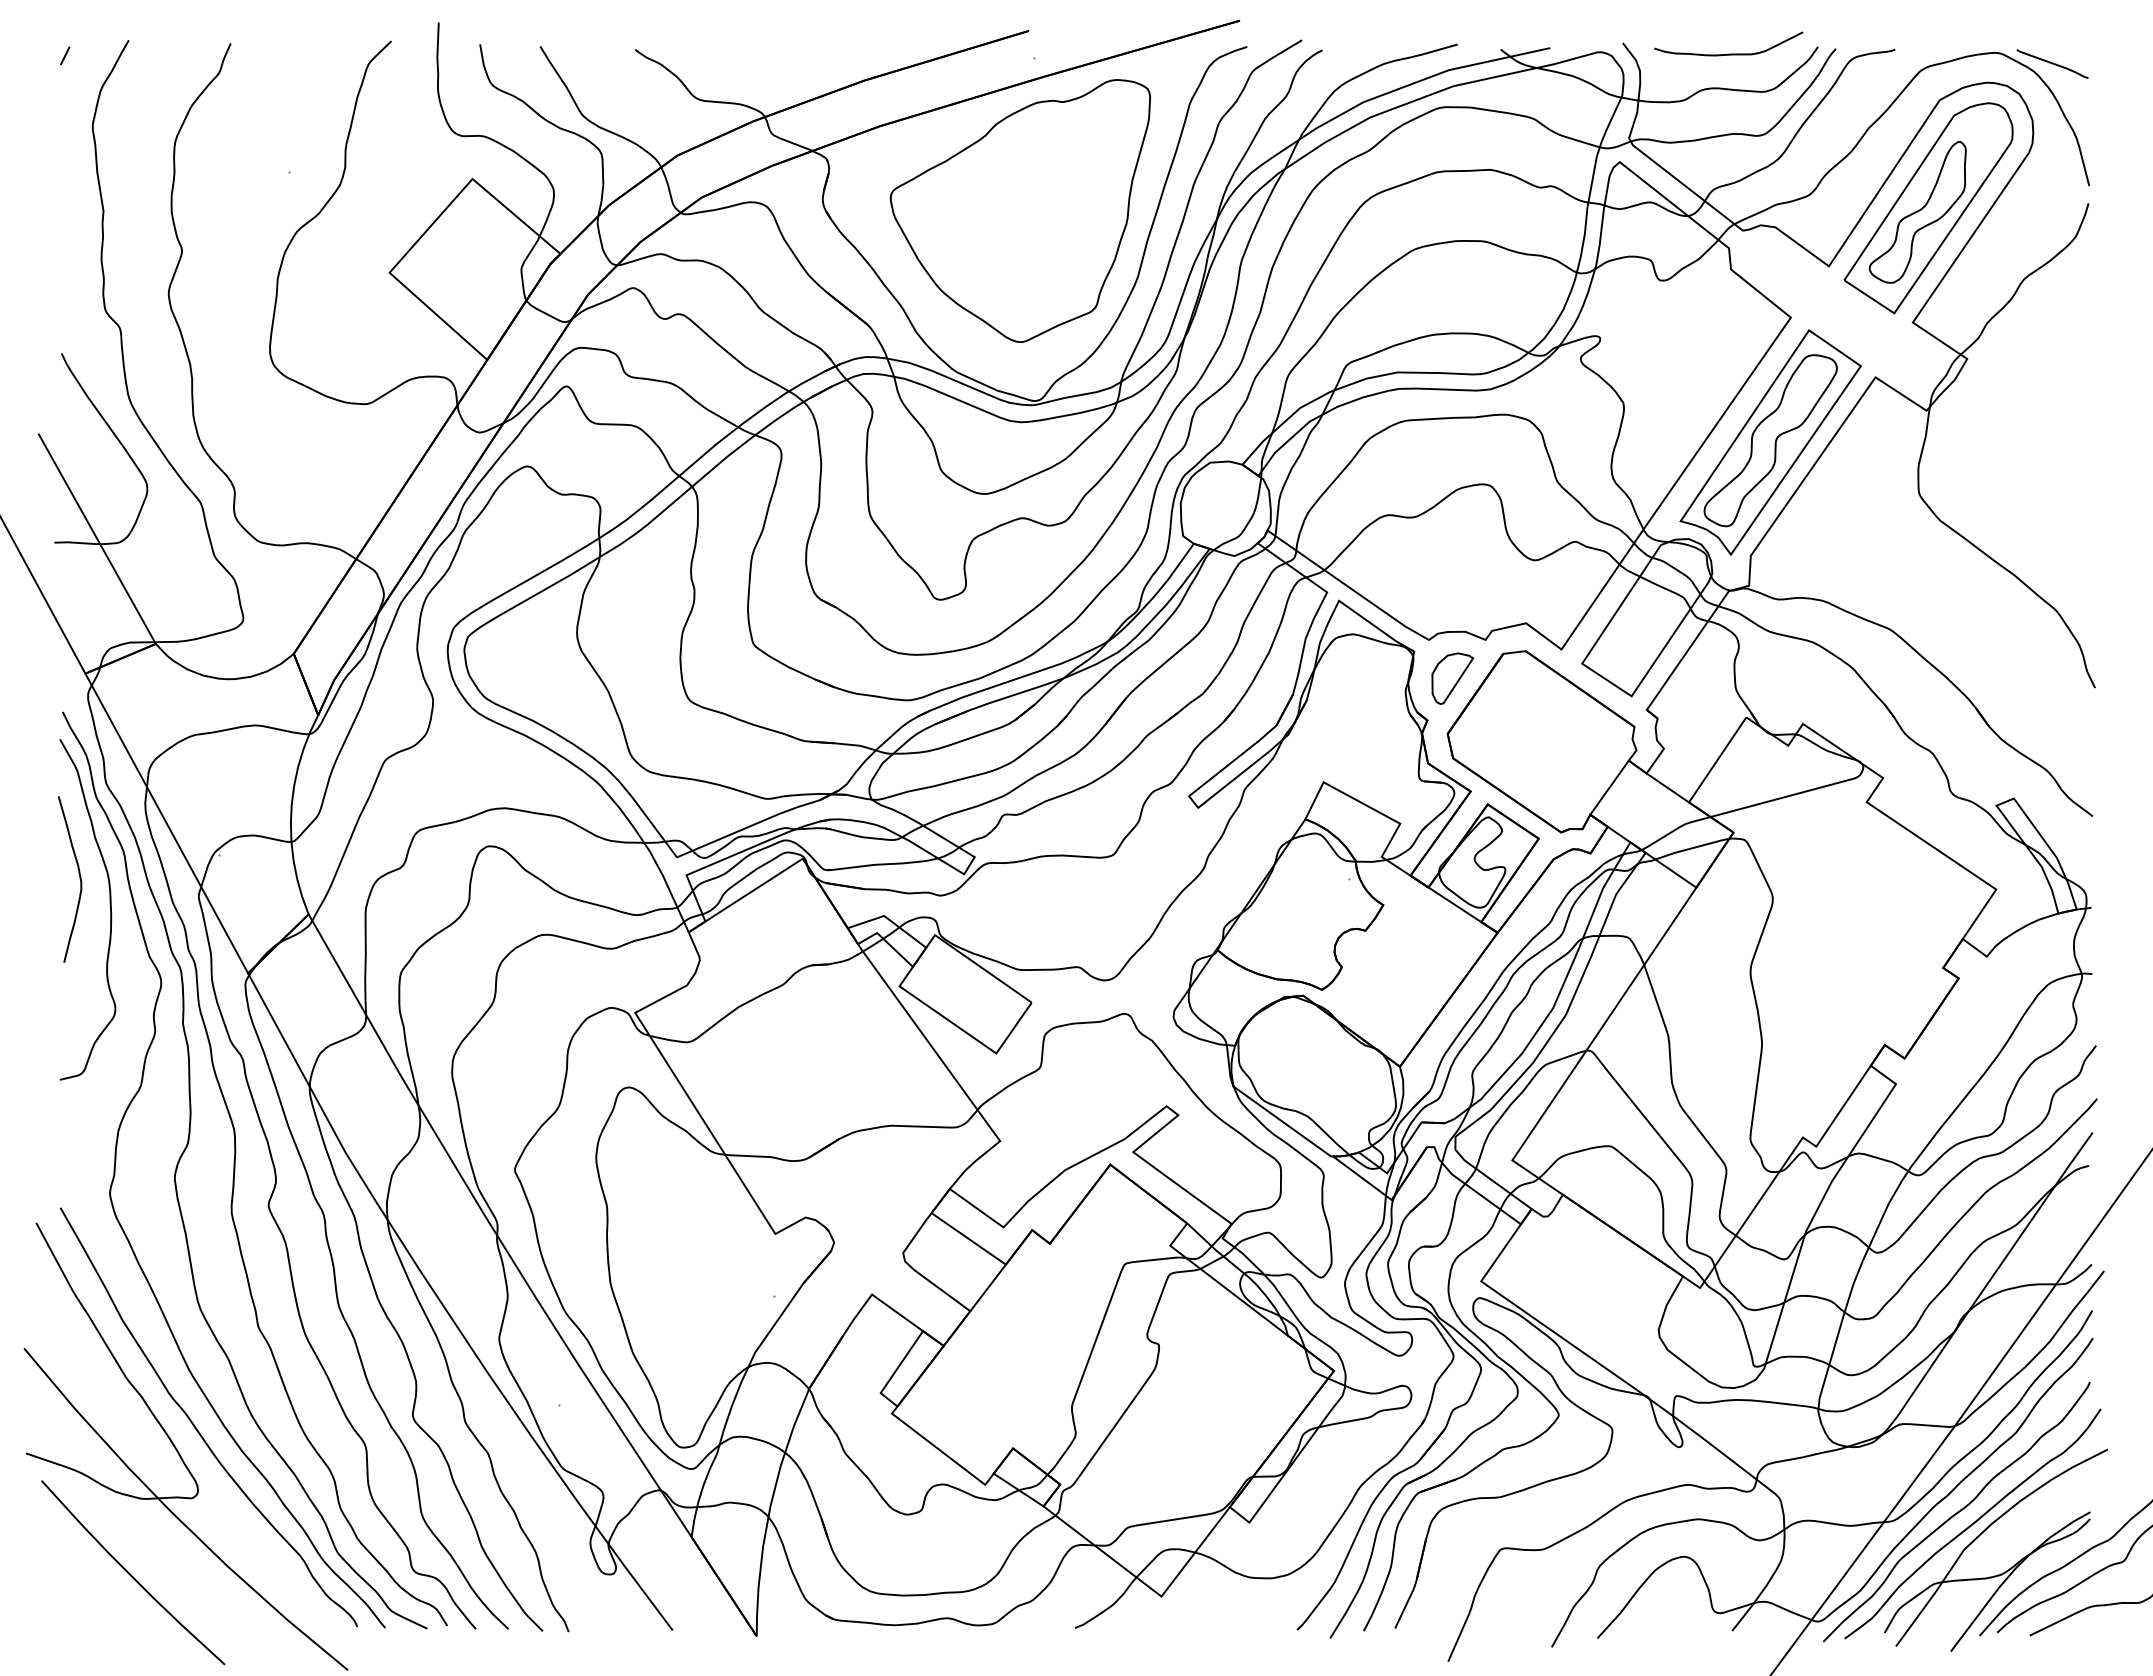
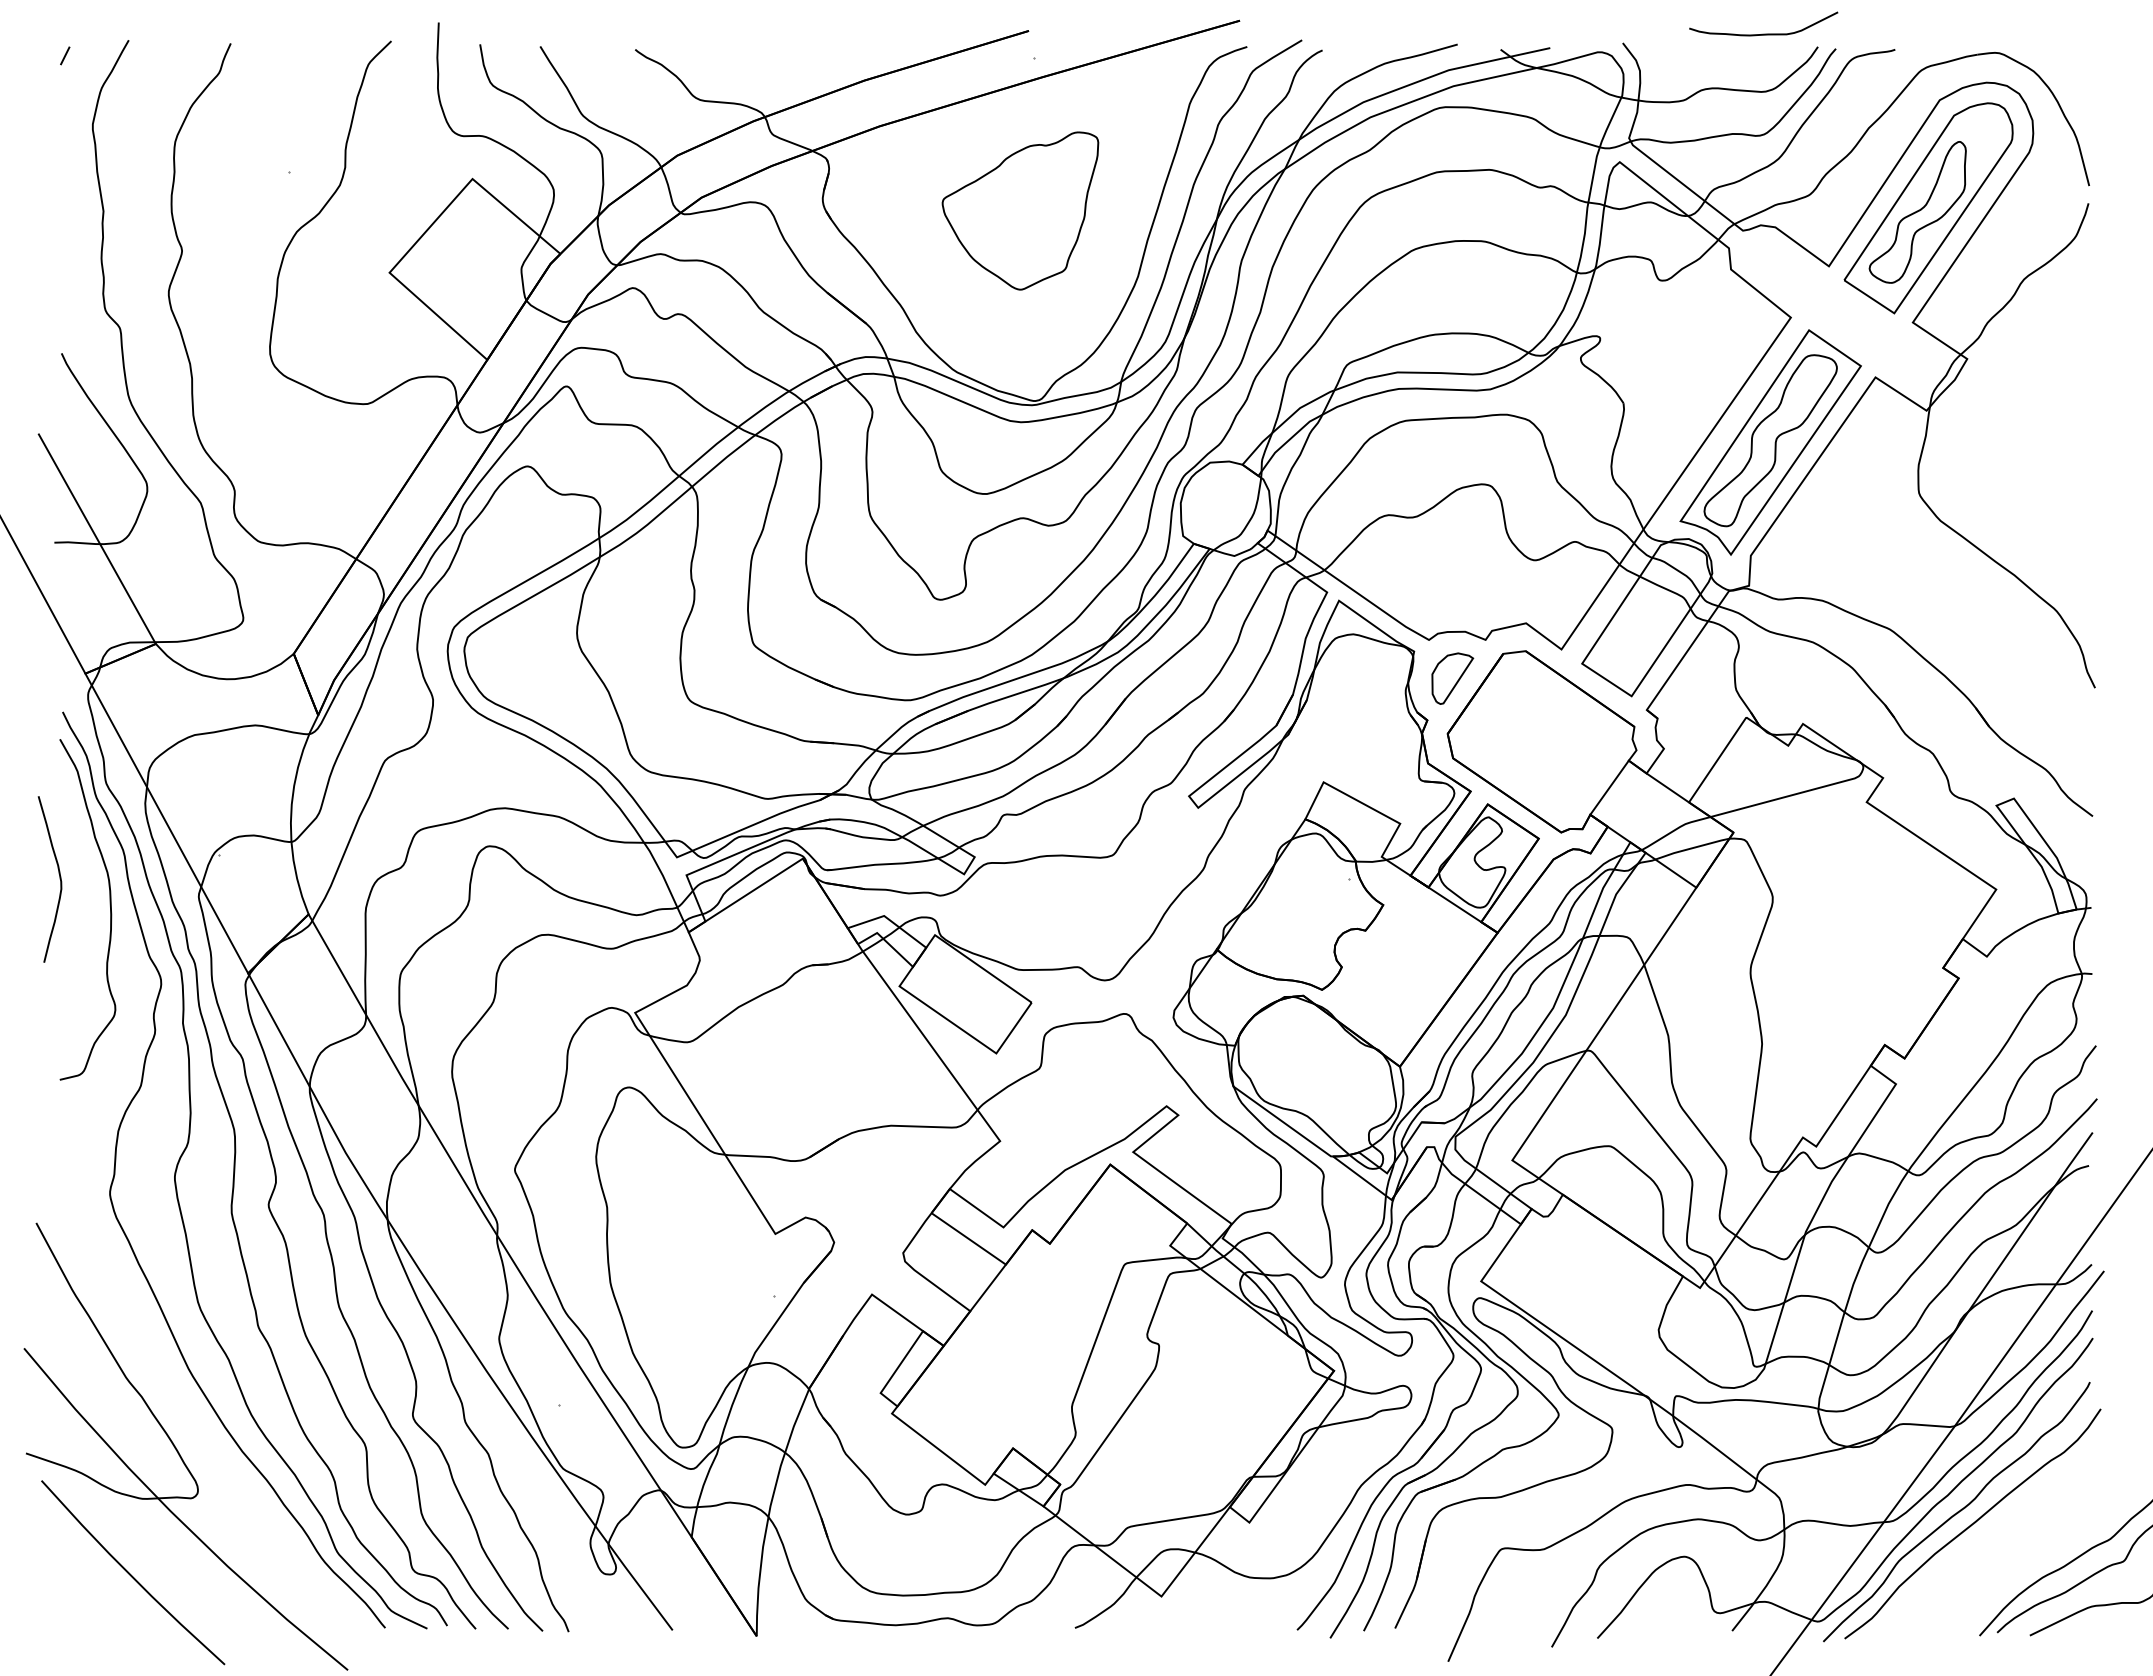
curve position: (1728, 53) -> (1763, 33) (1763, 33)
curve: present -> none (2052, 63)
part size: 263x264 px -> 159x160 px (1020, 210)
curve position: (79, 879) -> (59, 879) (59, 879)
curve: present -> none (195, 1425)
part: present -> none (1984, 1532)
